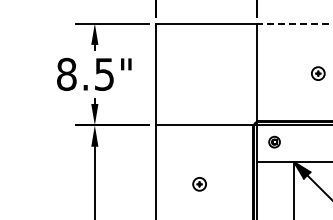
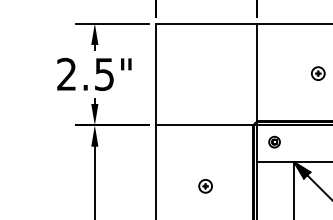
line: dashed -> solid (294, 23)
text: 8.5" -> 2.5" (66, 73)
part position: (199, 184) -> (205, 186) (205, 186)
